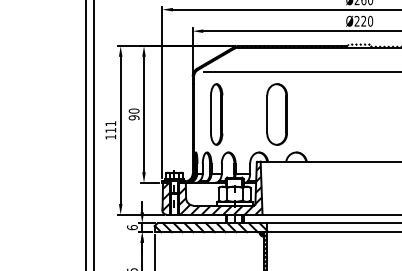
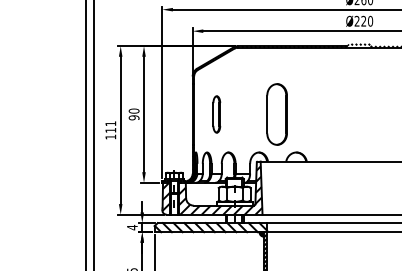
line: present -> none (301, 71)
part size: 14x63 px -> 10x39 px (216, 114)
text: 6 -> 4 (132, 227)
